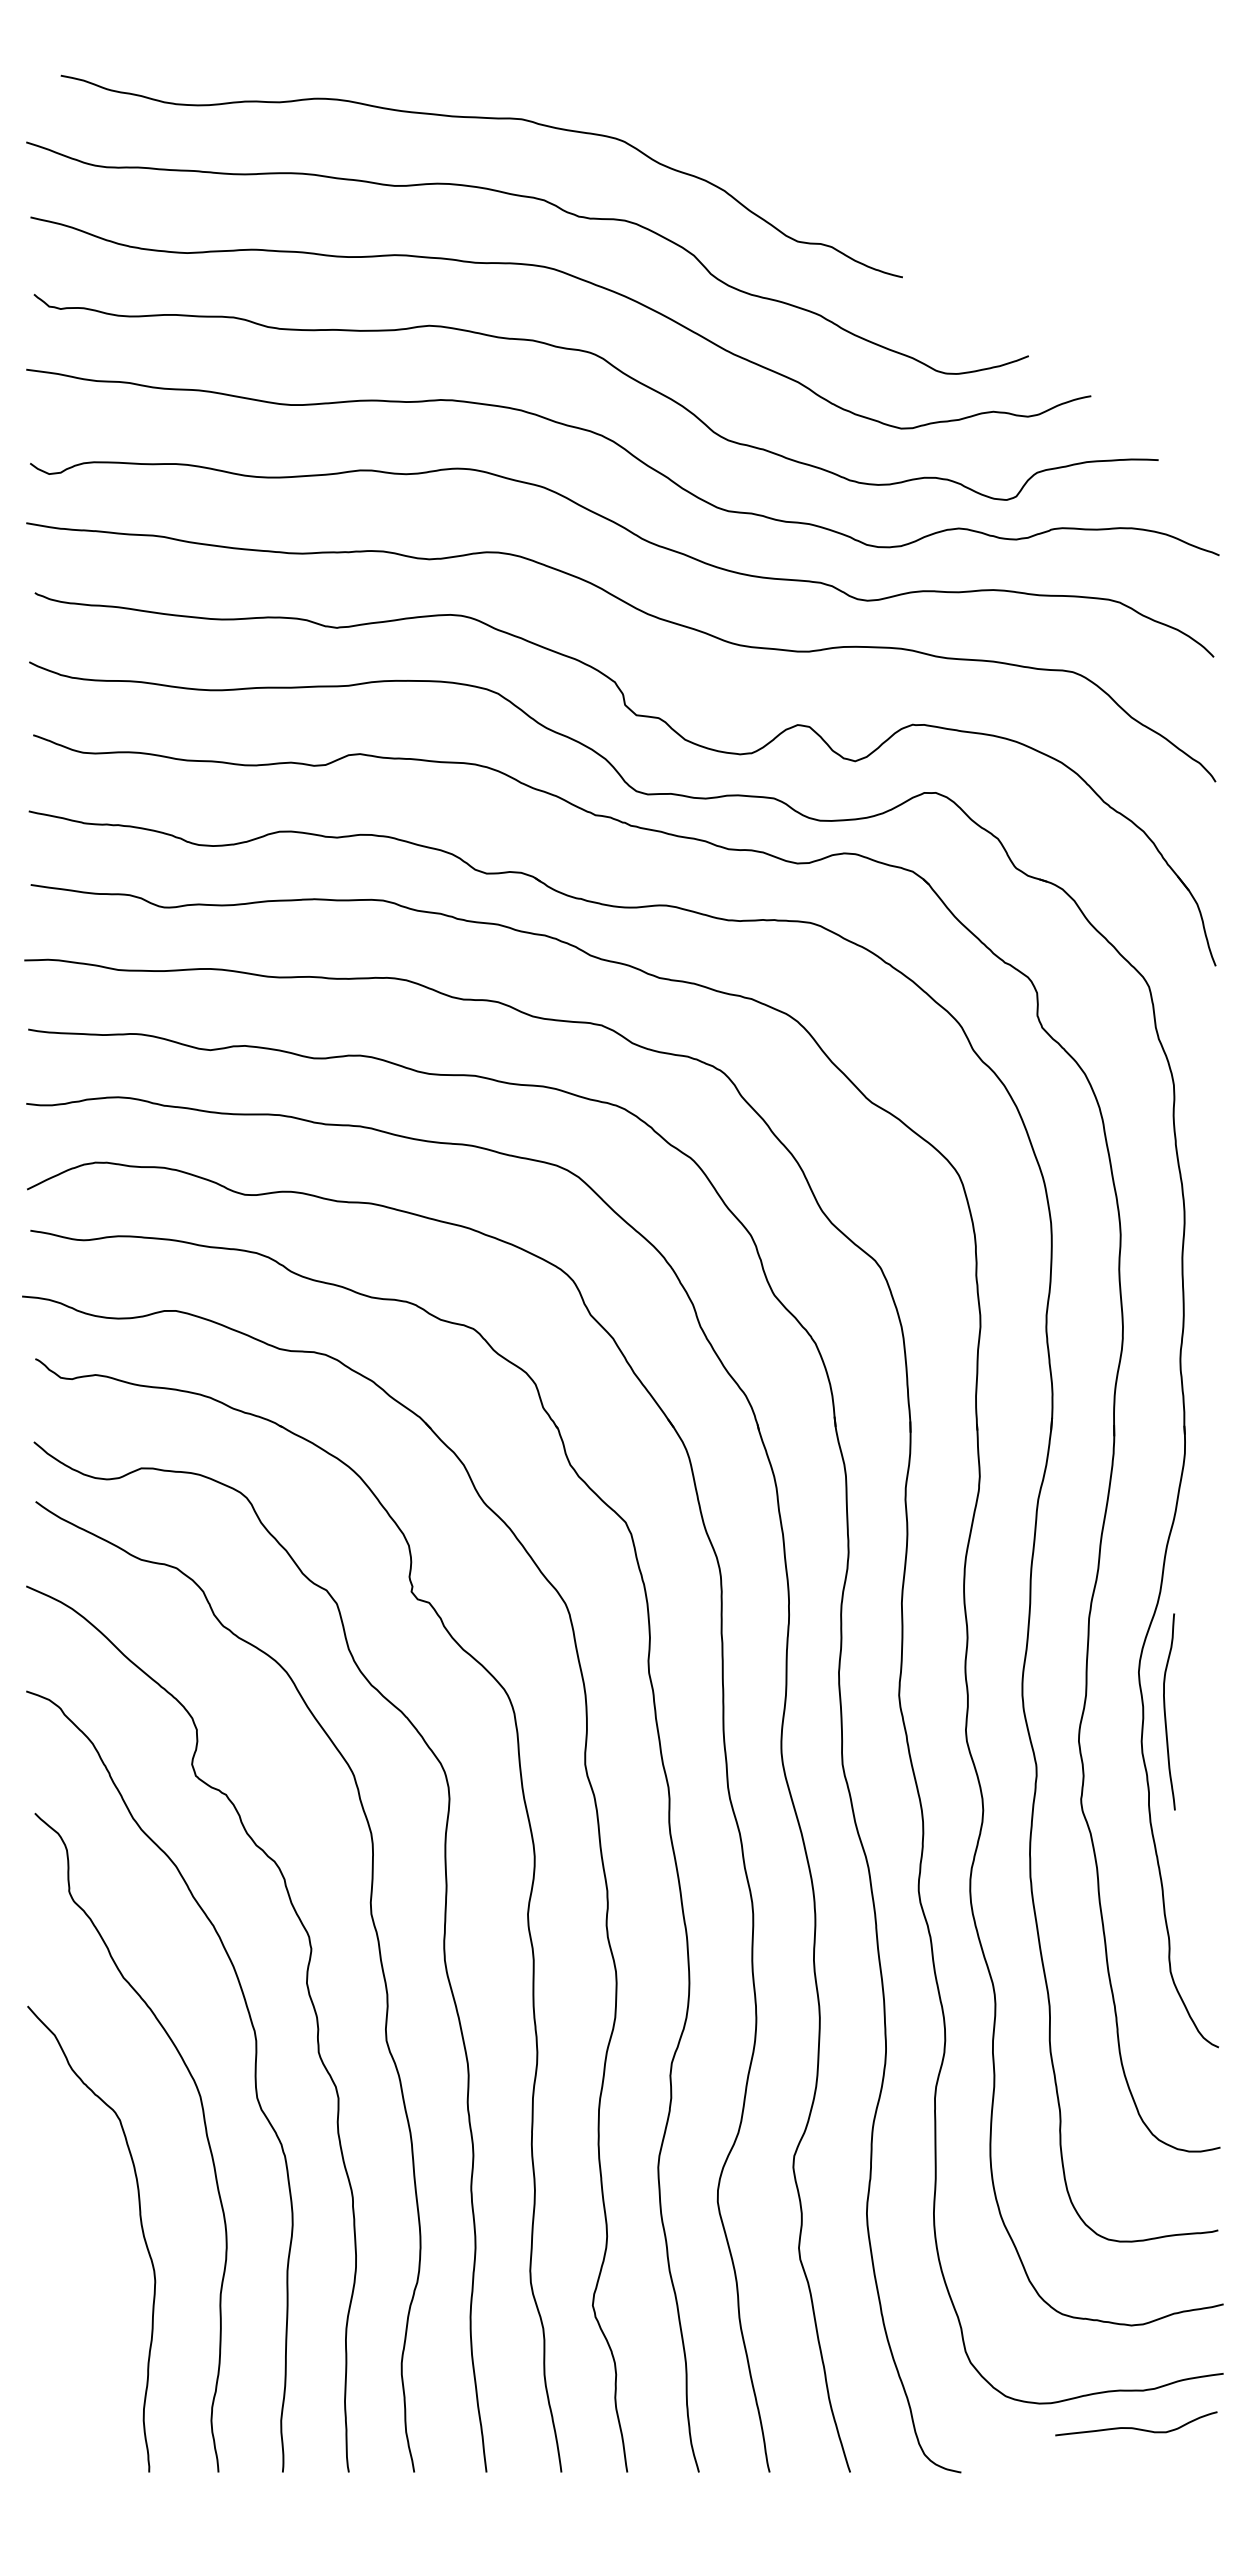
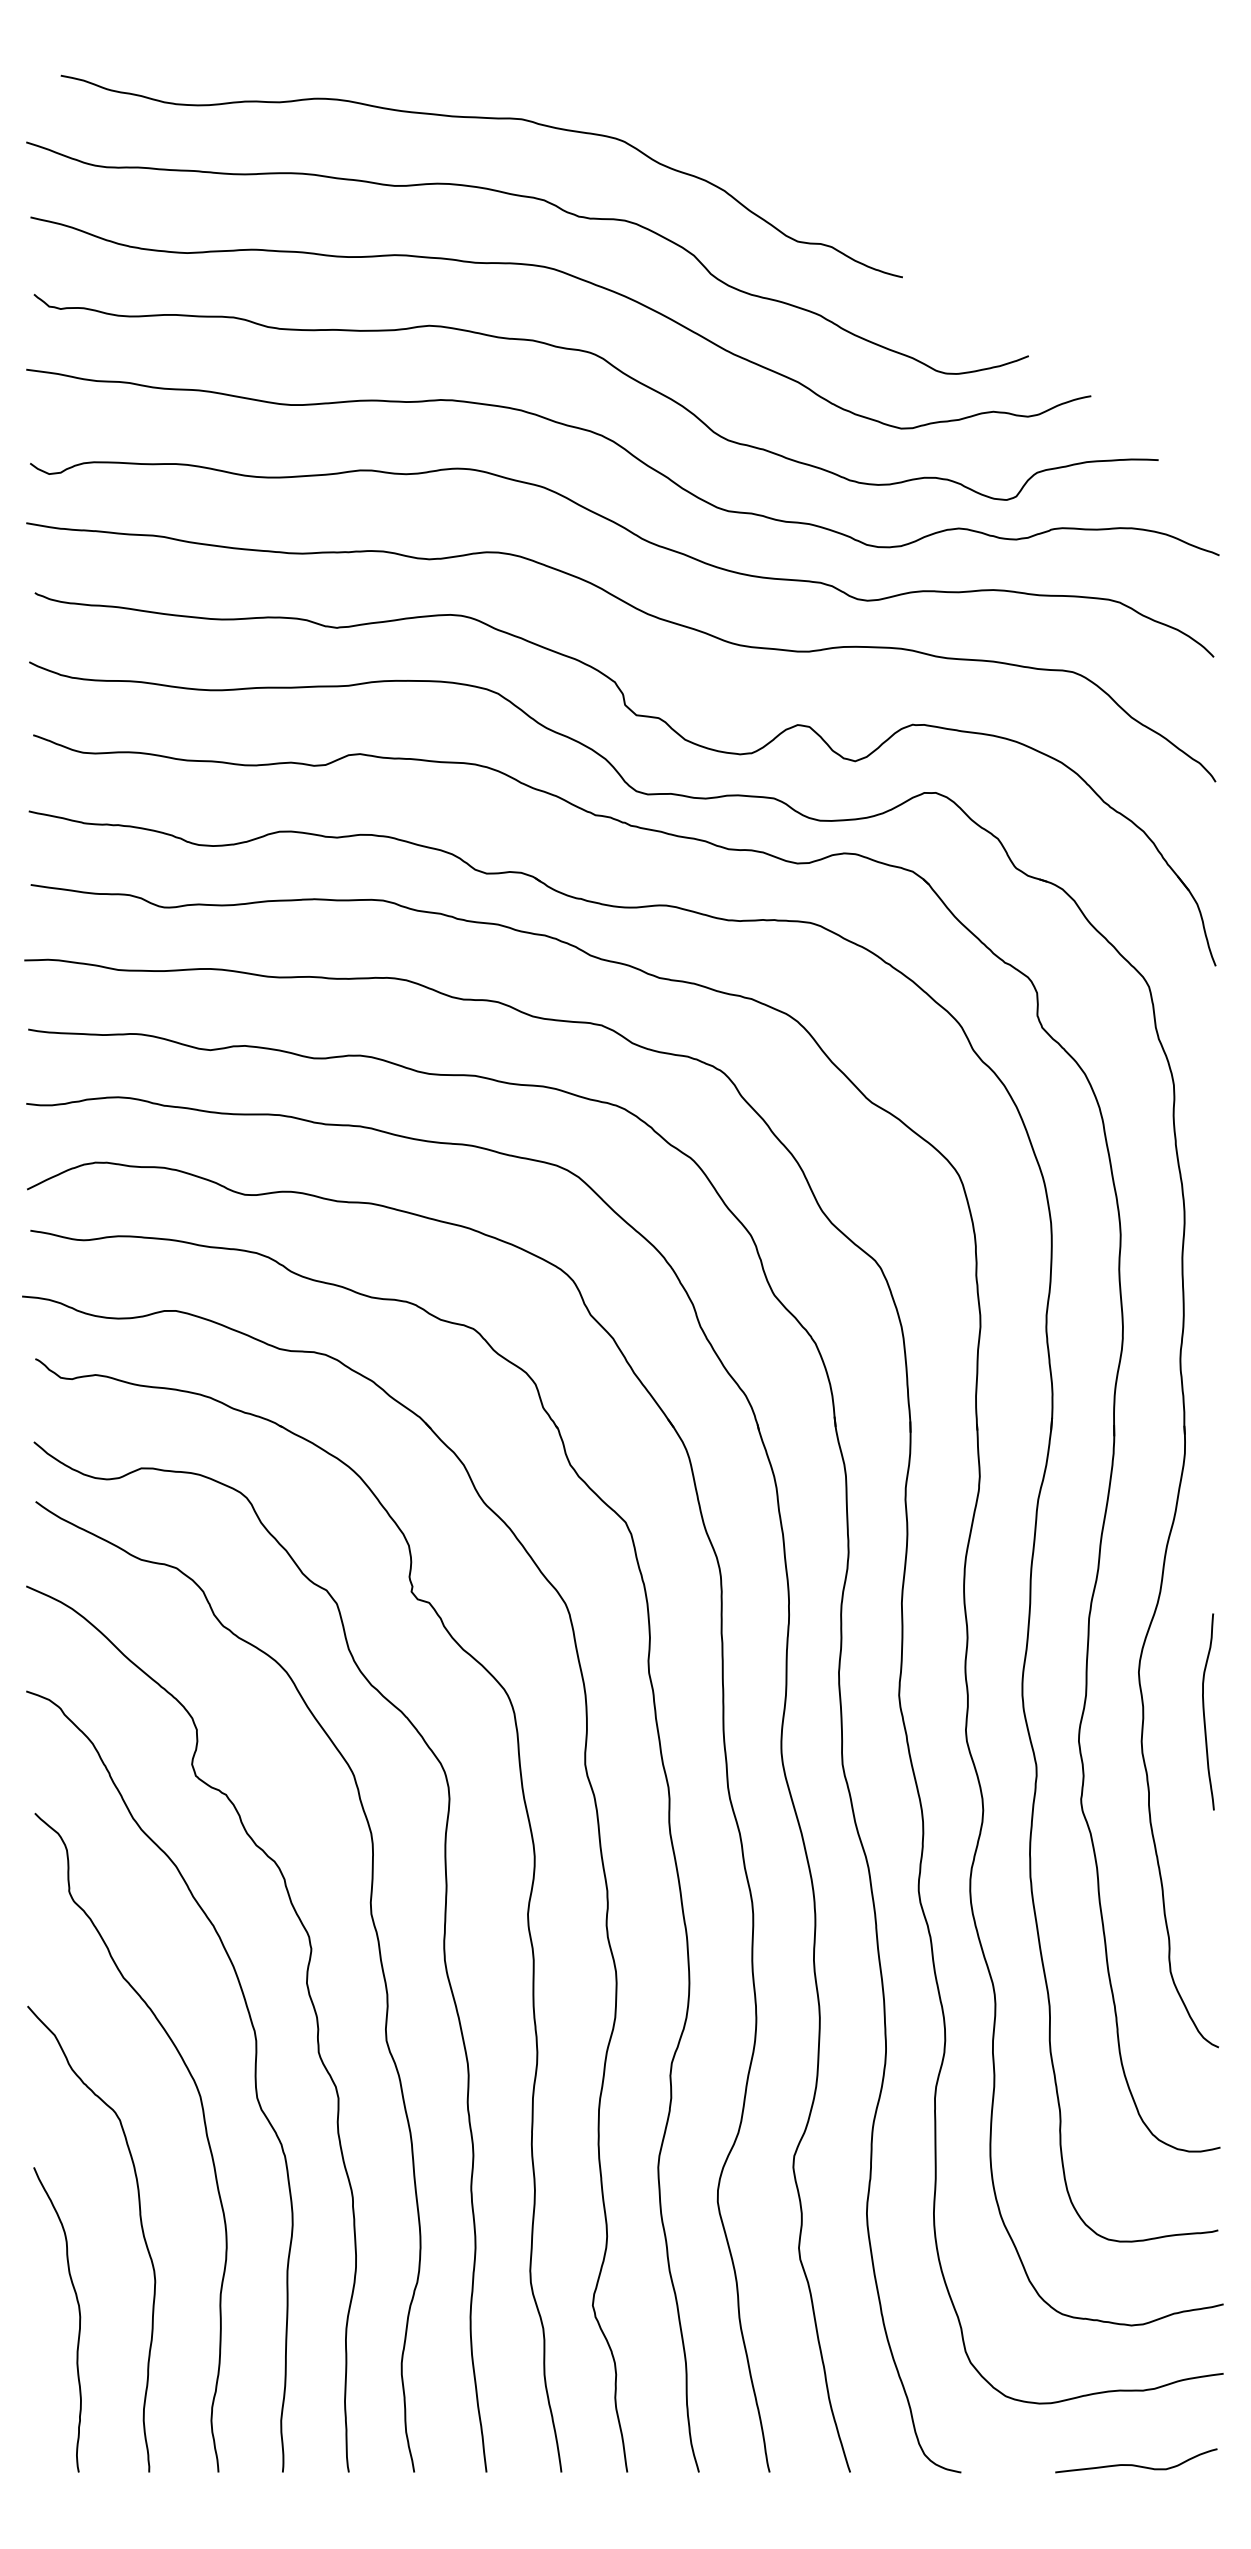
curve position: (1165, 1711) -> (1204, 1711) (1204, 1711)
curve: none -> present (79, 2319)
curve position: (1135, 2427) -> (1135, 2464) (1135, 2464)
